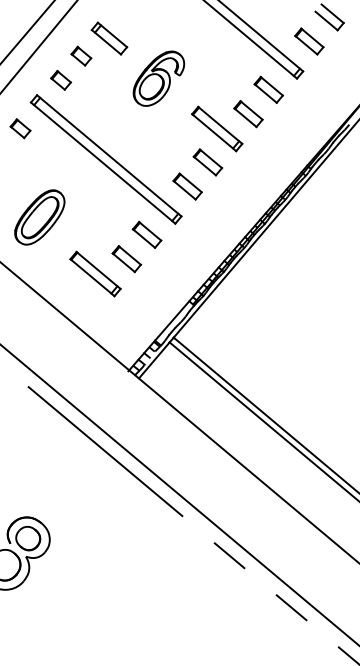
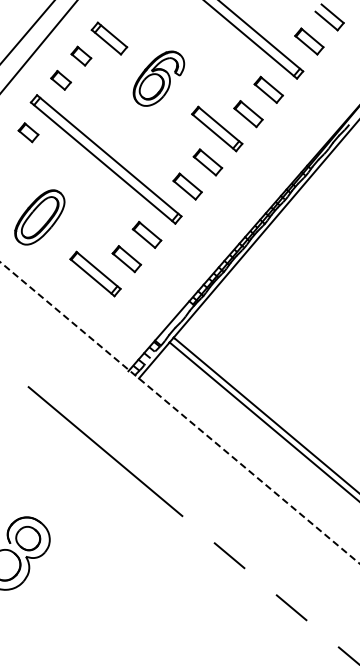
part position: (20, 128) -> (28, 132) (28, 132)
line: solid -> dashed (179, 412)
line: present -> none (179, 494)
